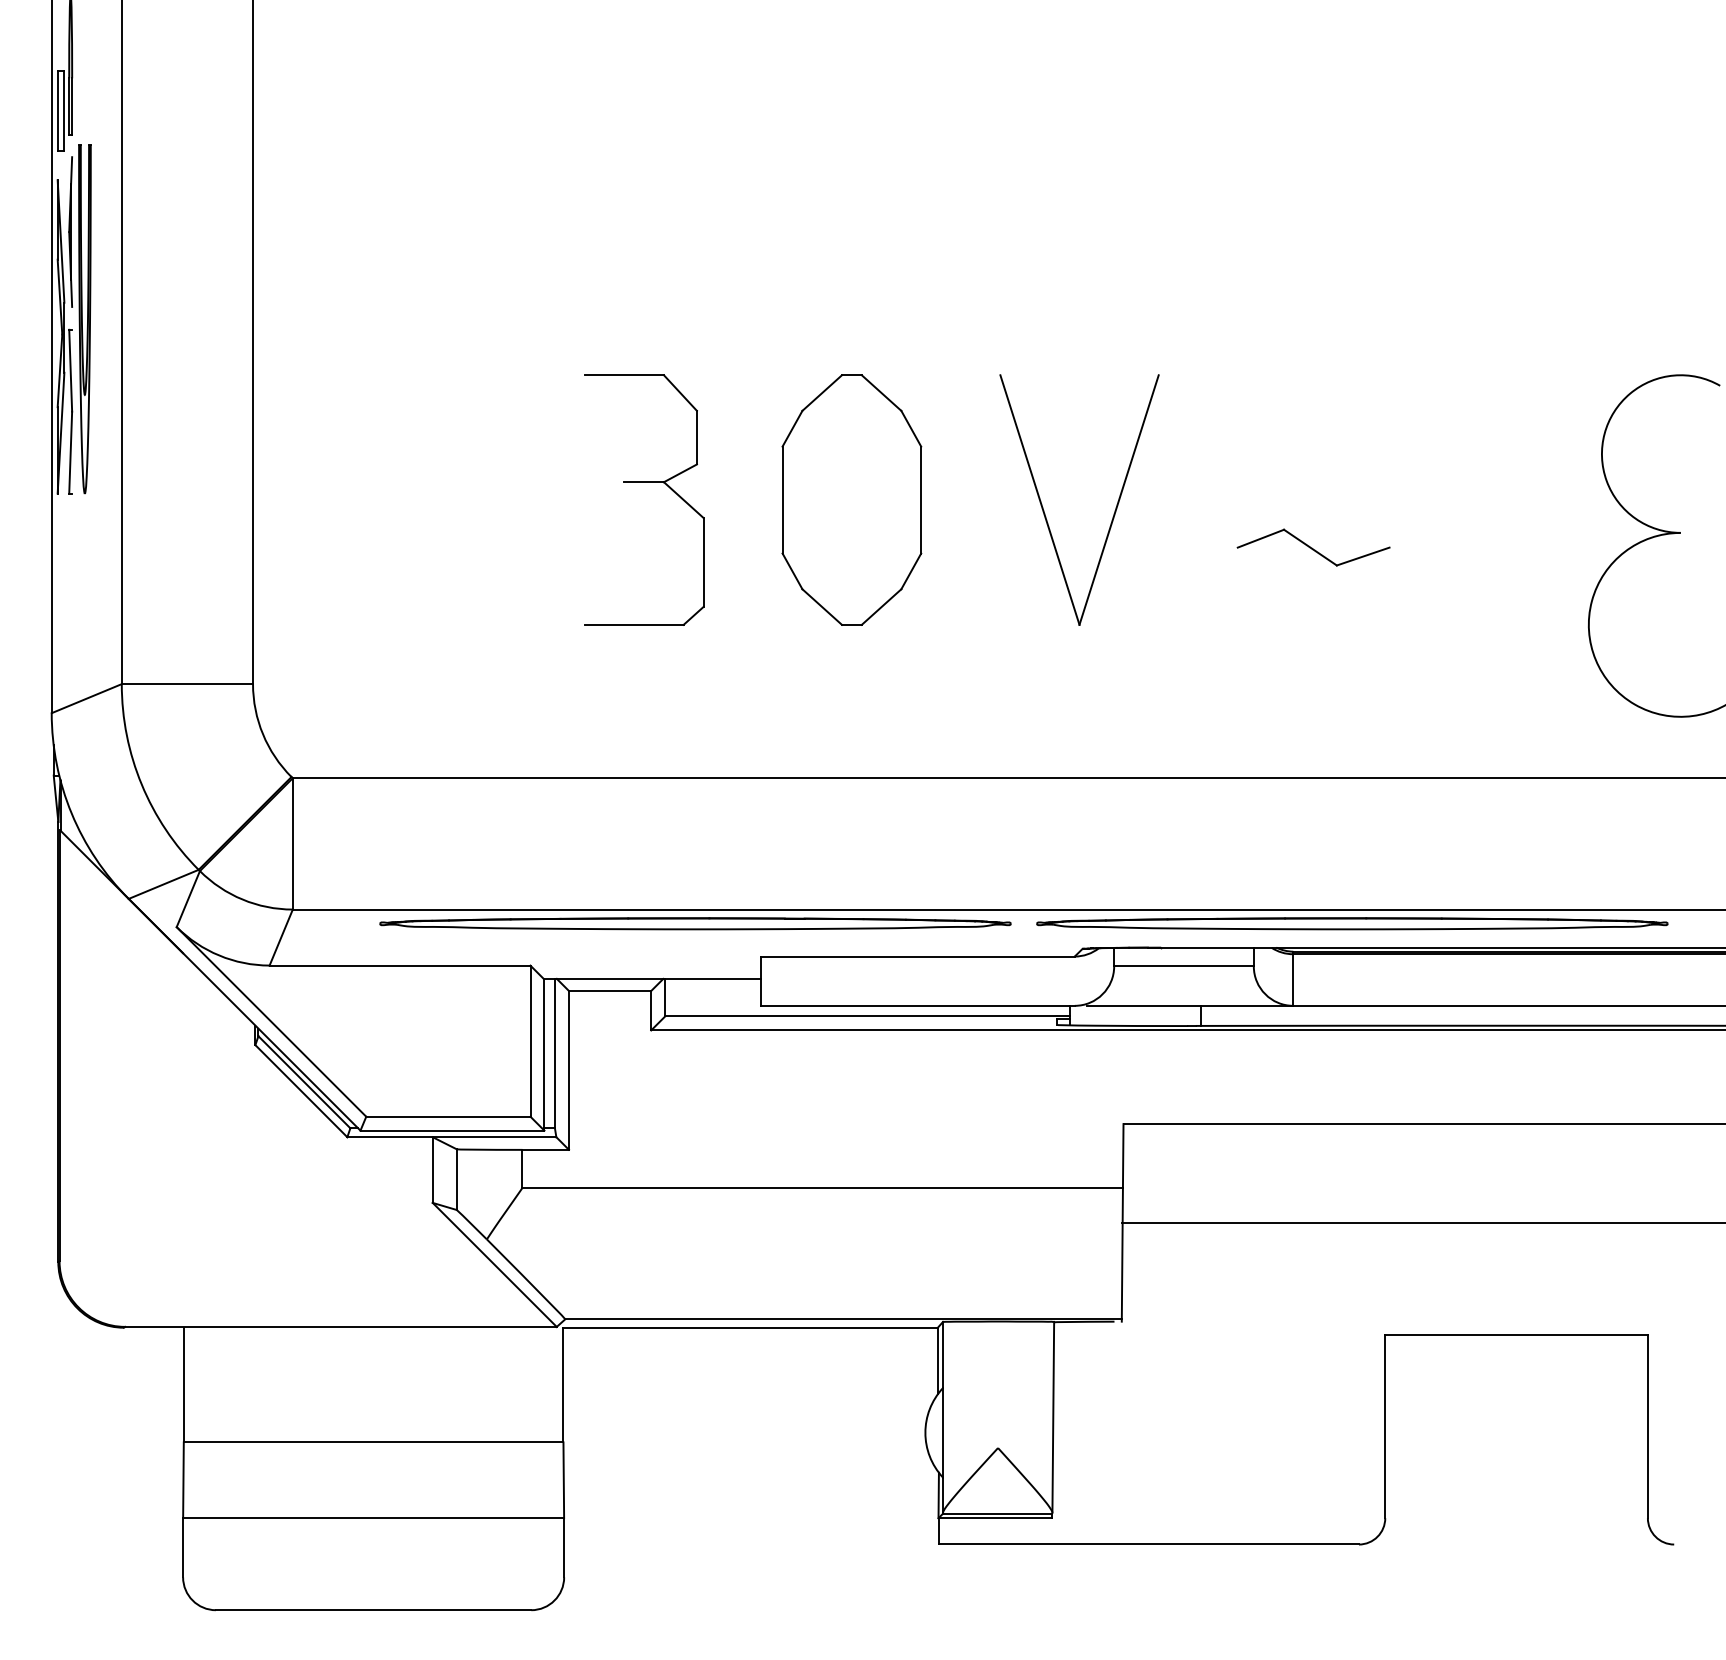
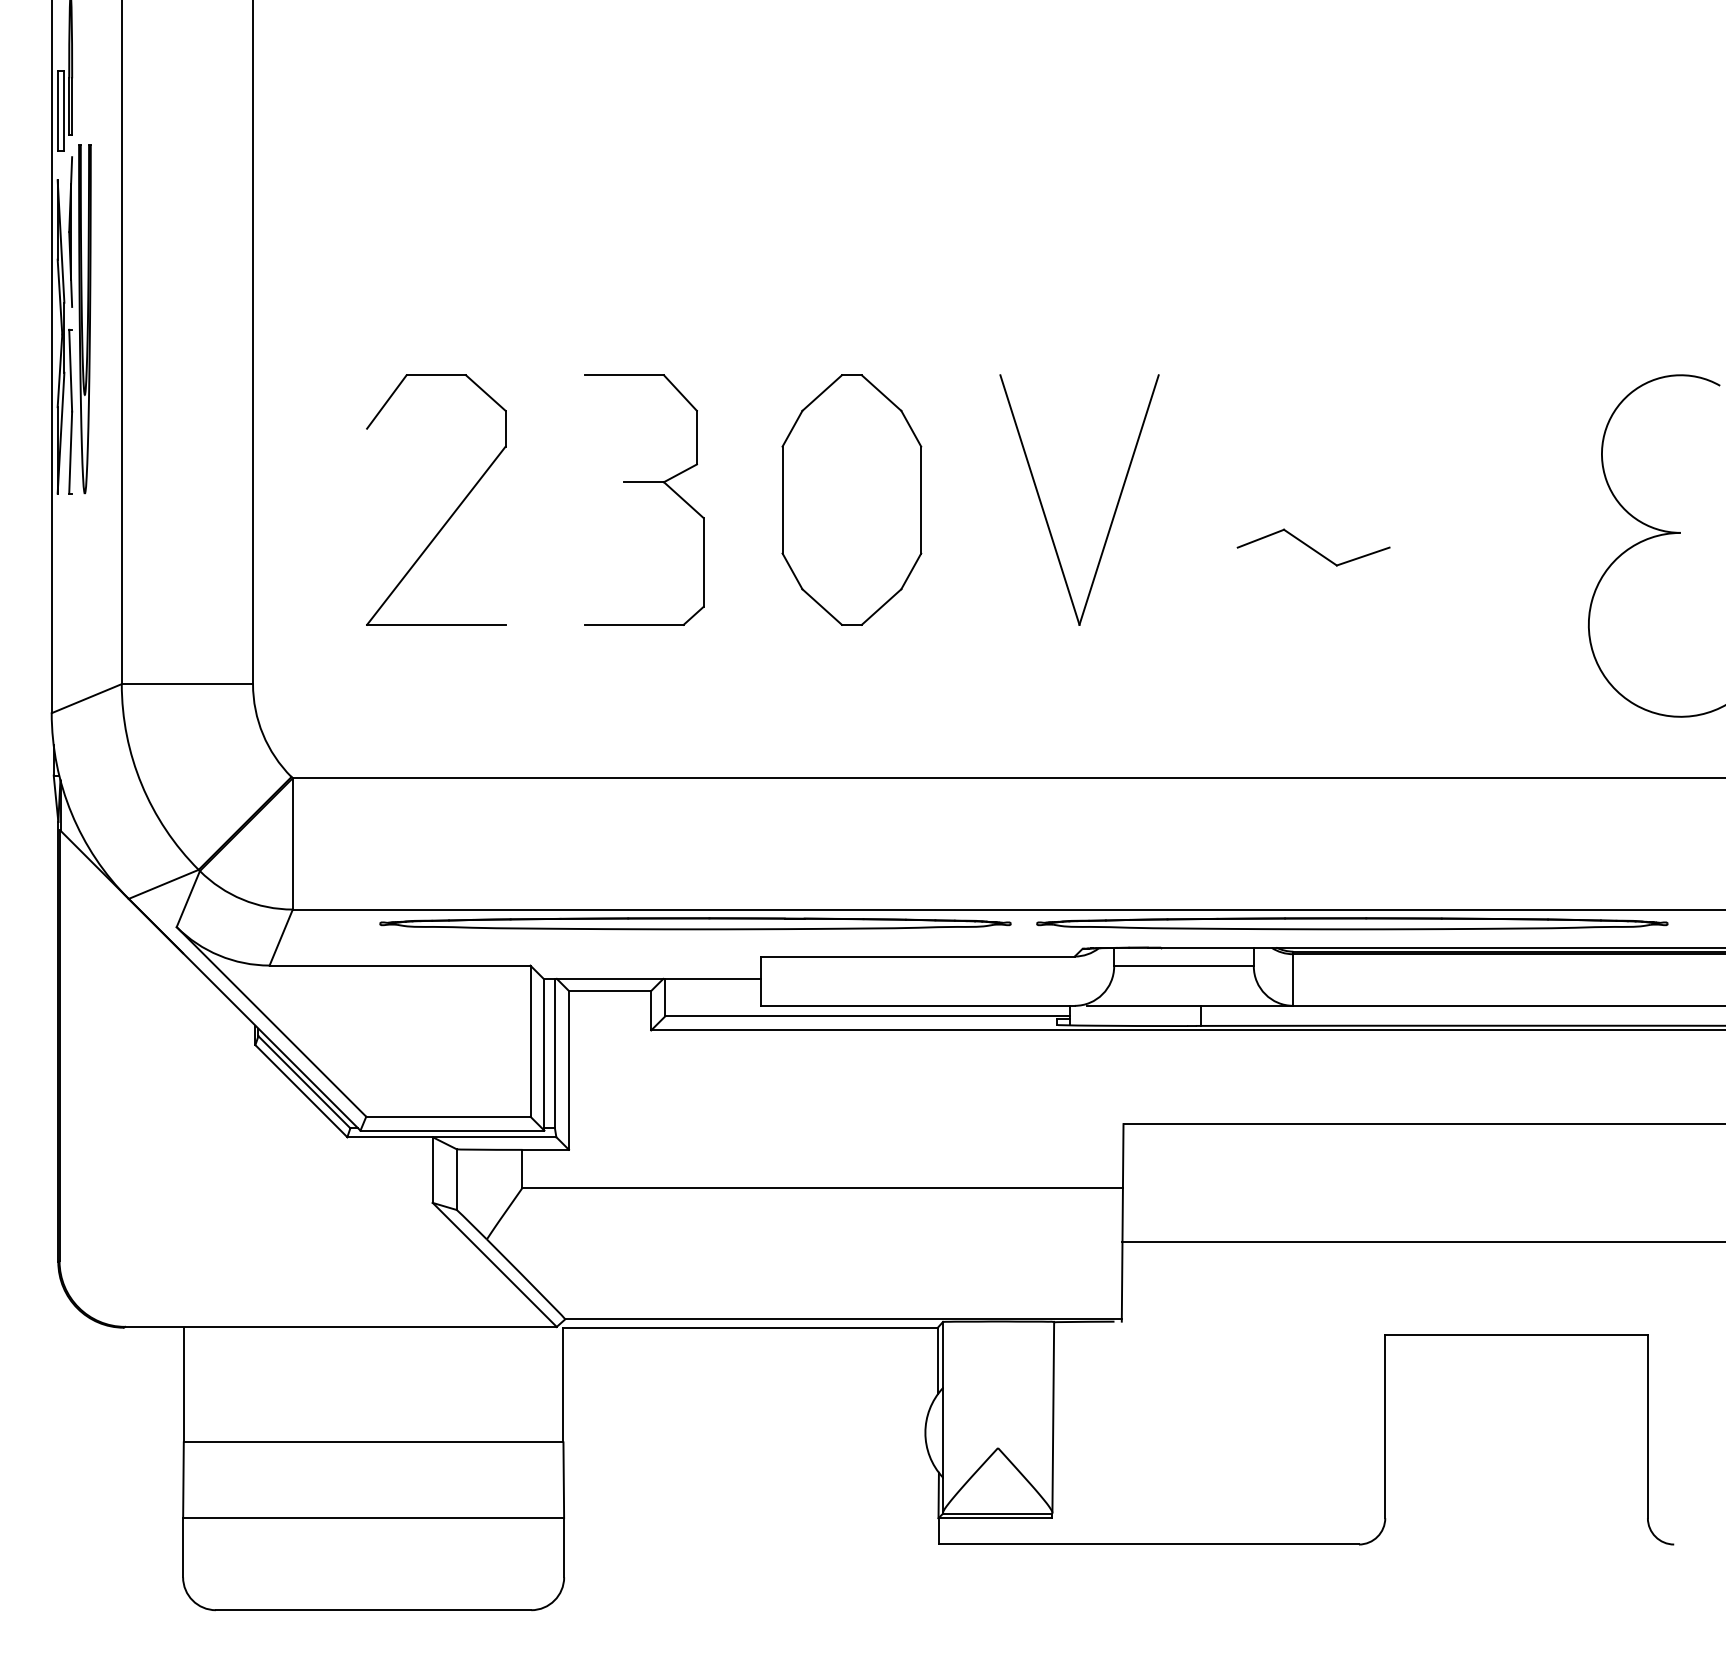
part: none -> present (454, 510)
line position: (1422, 1223) -> (1422, 1242) (1422, 1242)
